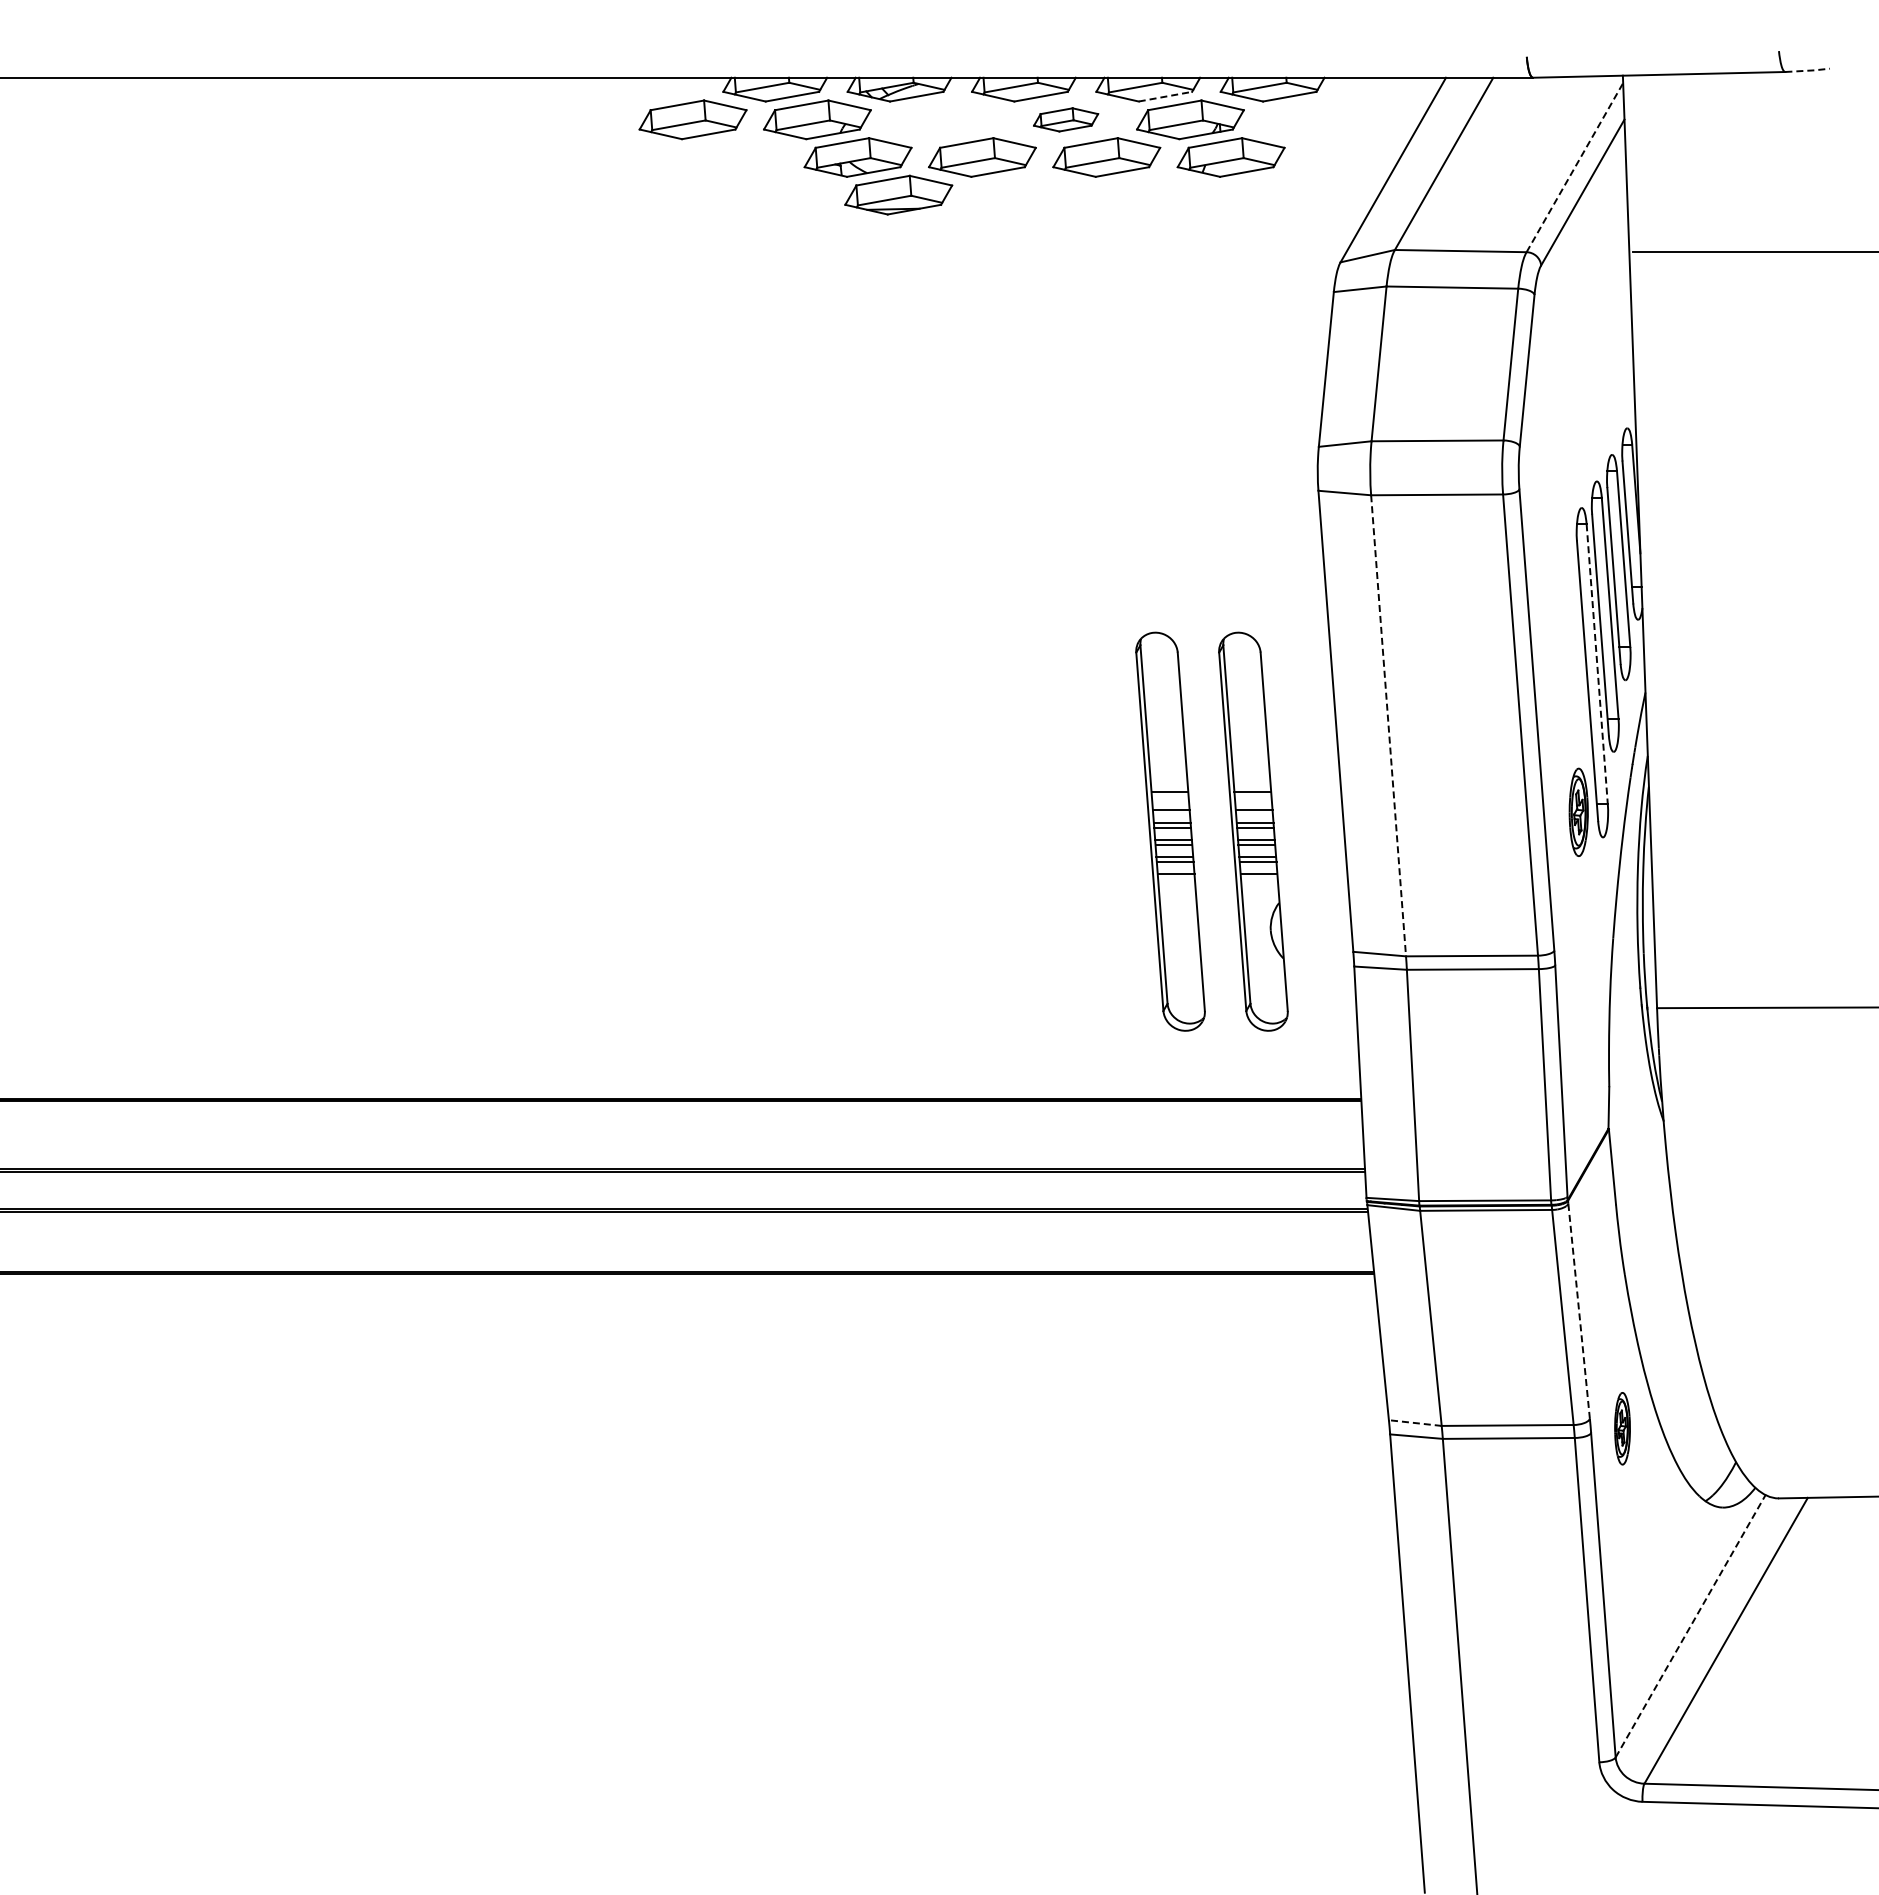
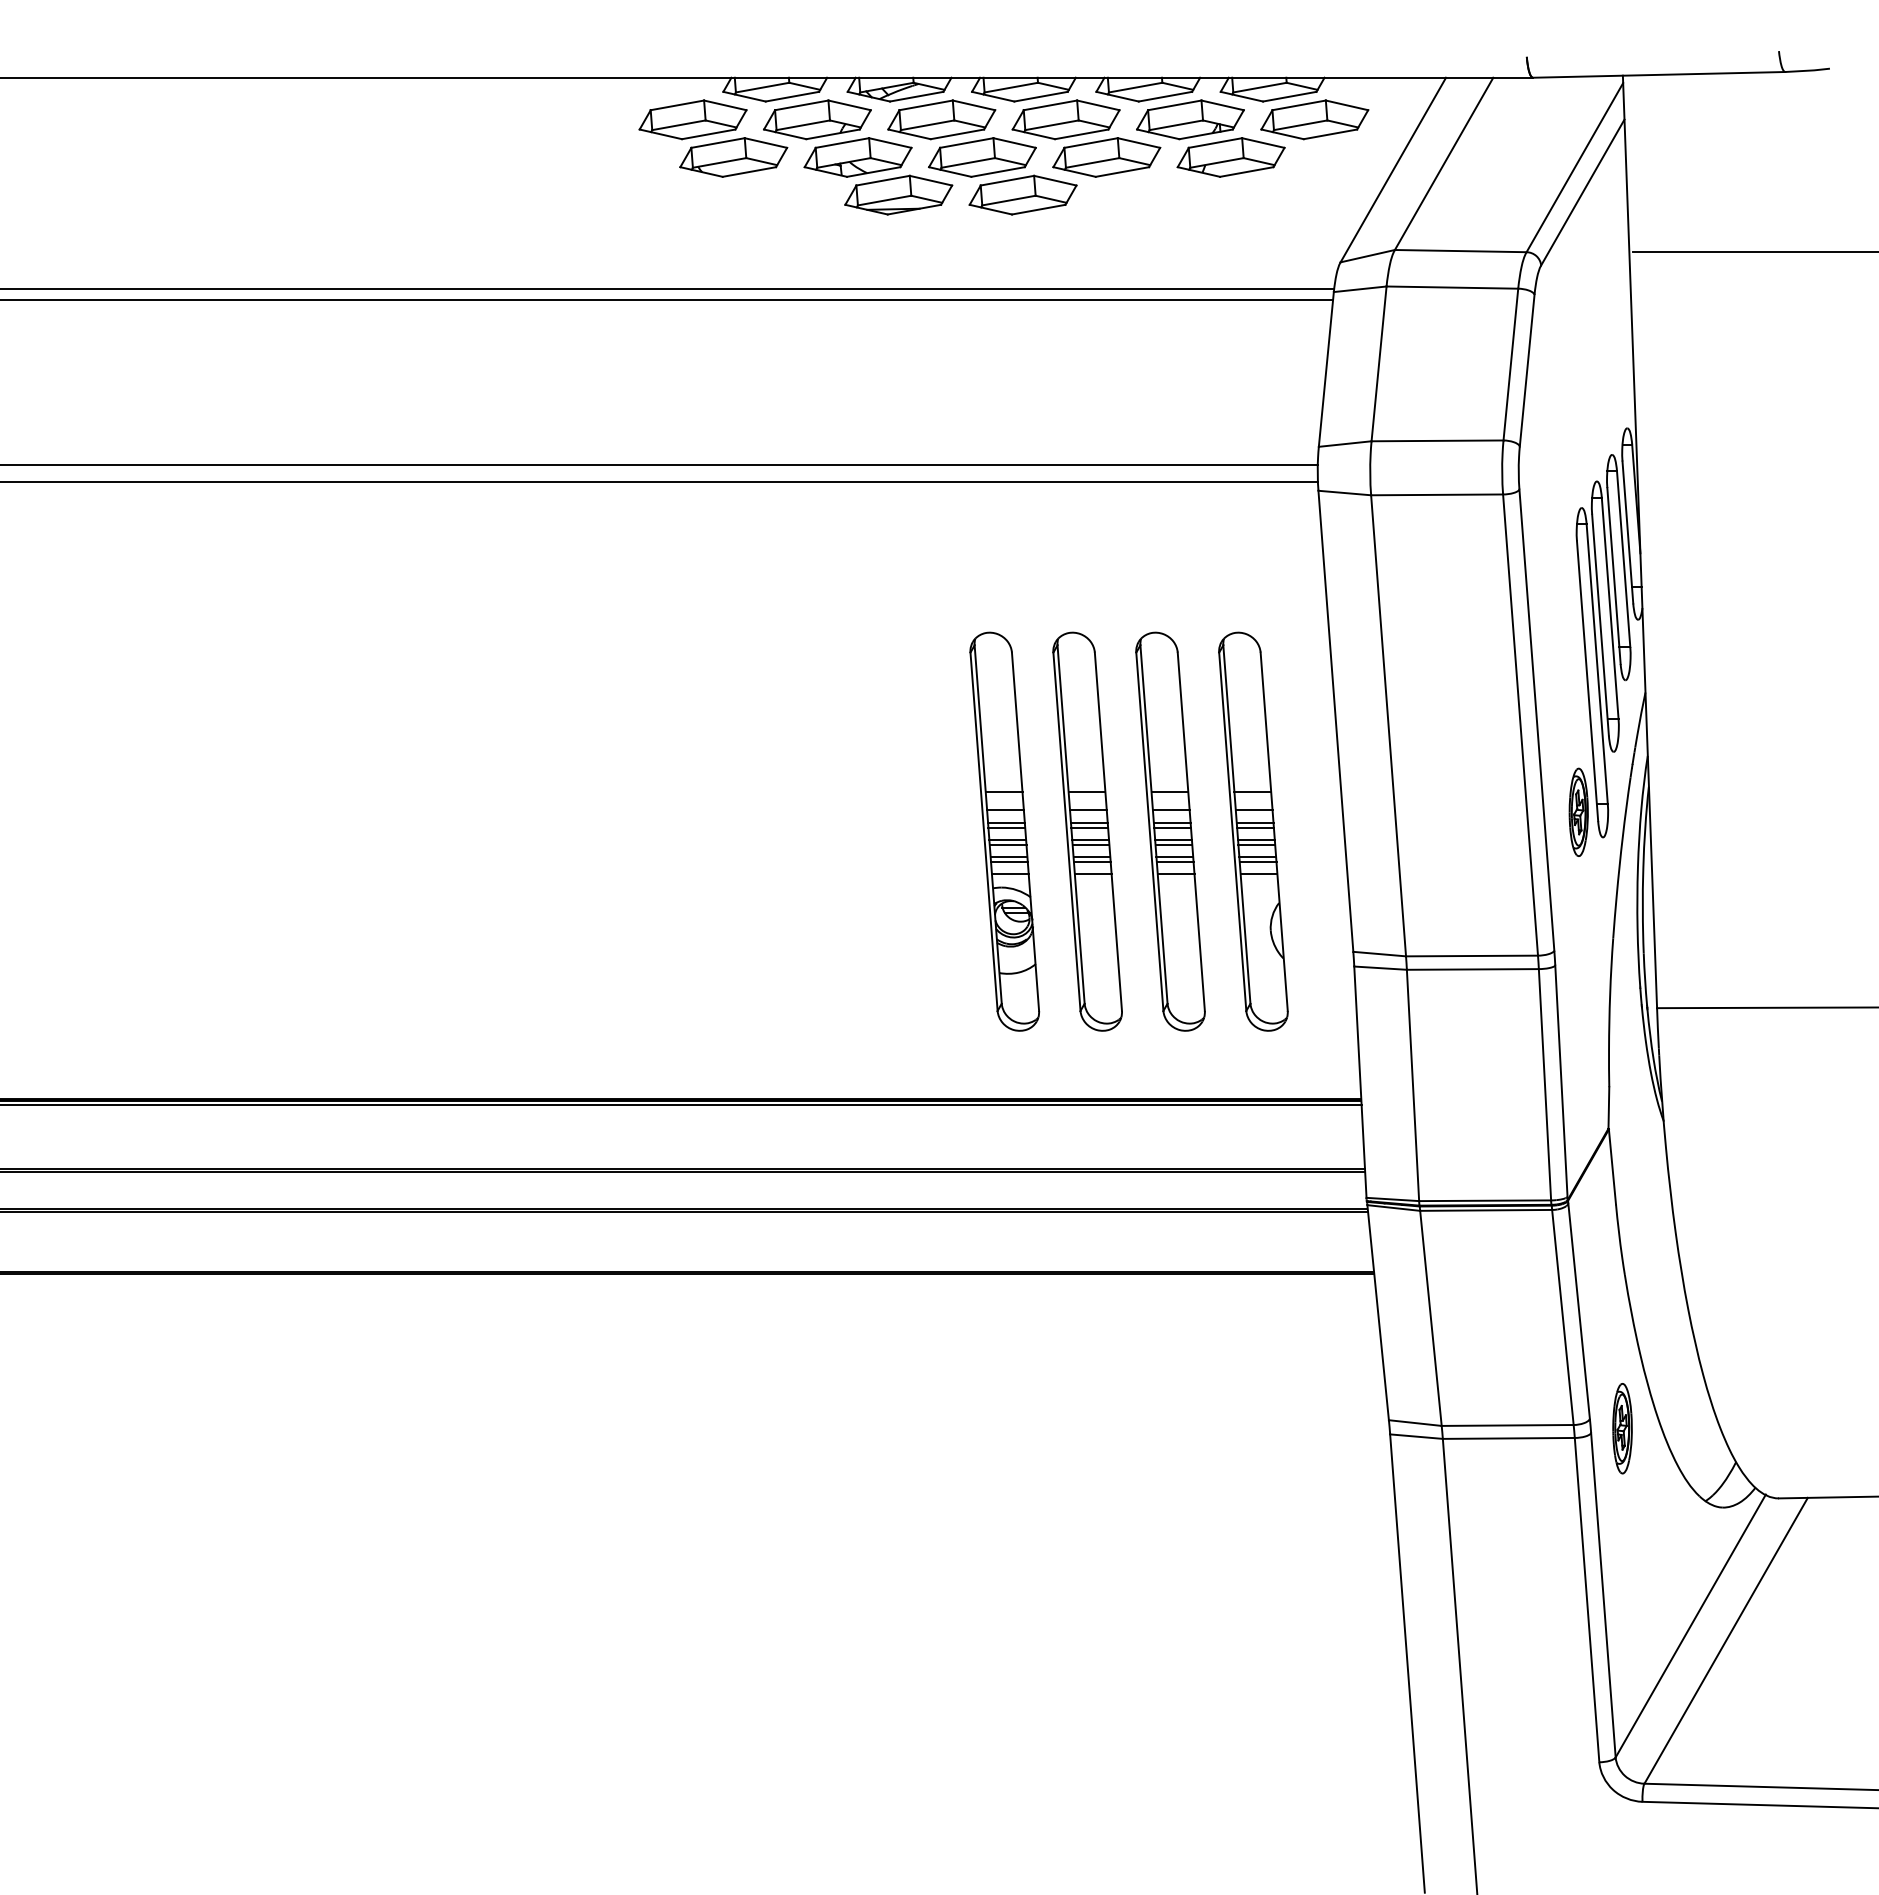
line: dashed -> solid (1808, 70)
line: dashed -> solid (1165, 96)
part: none -> present (941, 119)
part size: 67x26 px -> 110x42 px (1065, 119)
part: none -> present (1314, 119)
part: none -> present (733, 157)
line: dashed -> solid (1575, 167)
part: none -> present (1022, 194)
line: none -> present (668, 289)
line: none -> present (667, 300)
line: none -> present (659, 465)
line: none -> present (659, 481)
line: dashed -> solid (1597, 664)
line: dashed -> solid (1388, 726)
part: none -> present (1004, 831)
part: none -> present (1087, 831)
line: none -> present (681, 1104)
line: dashed -> solid (1579, 1310)
line: dashed -> solid (1415, 1423)
part size: 17x74 px -> 21x92 px (1622, 1428)
line: dashed -> solid (1691, 1625)
